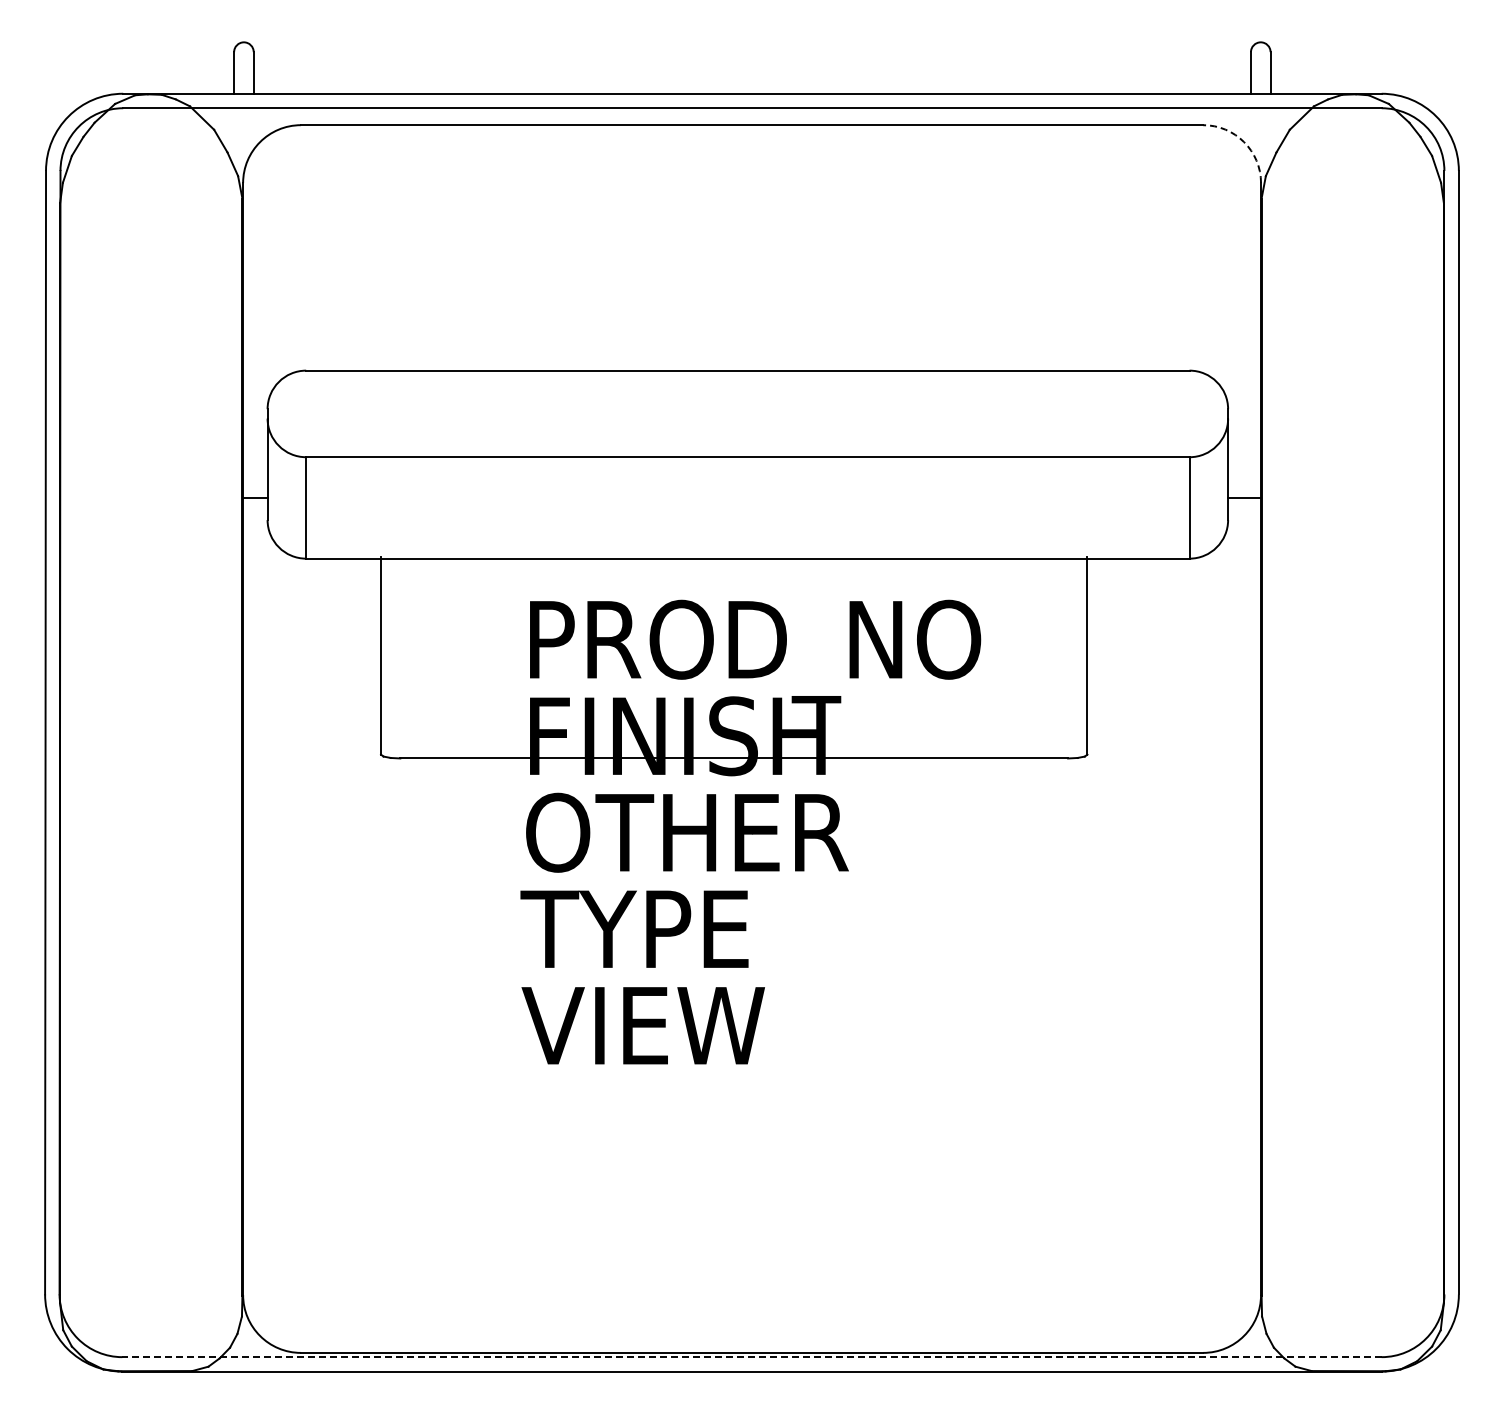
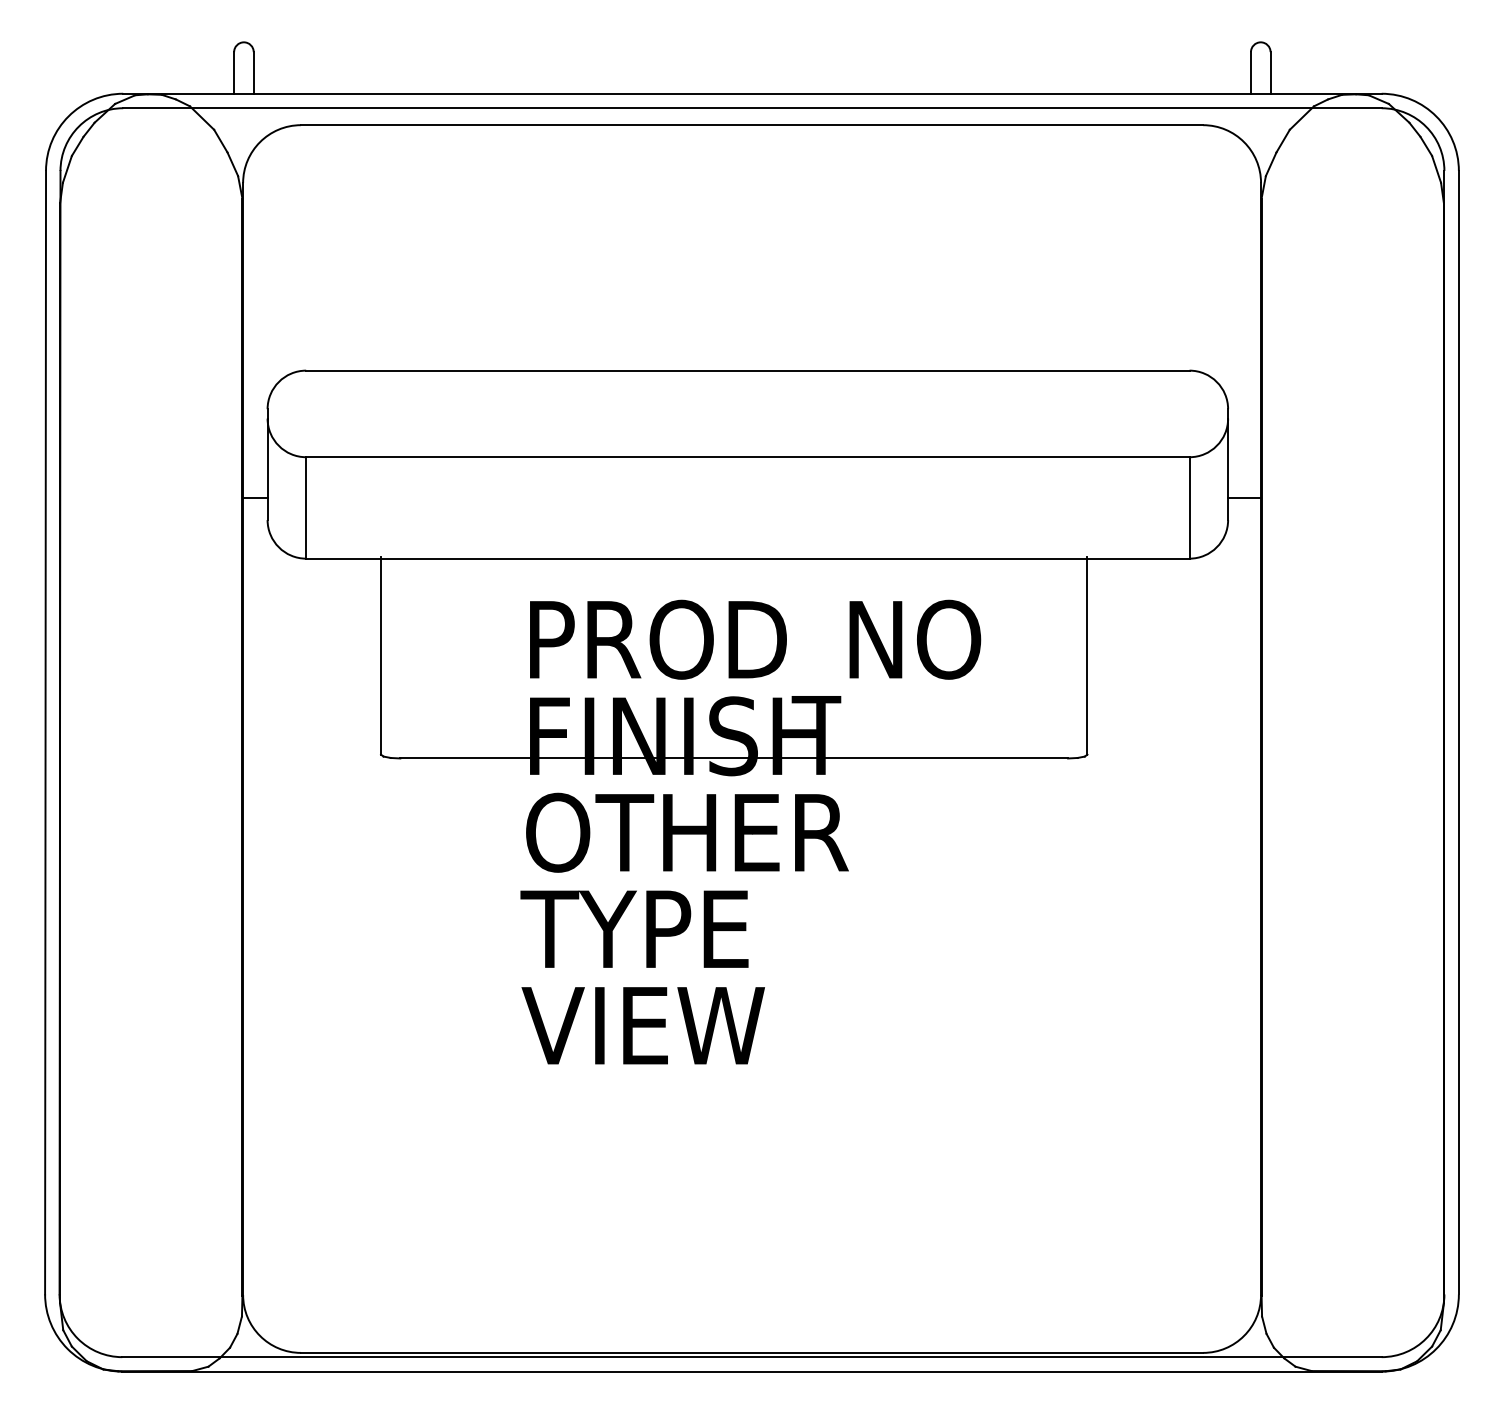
arc: dashed -> solid (1244, 142)
line: dashed -> solid (751, 1357)
